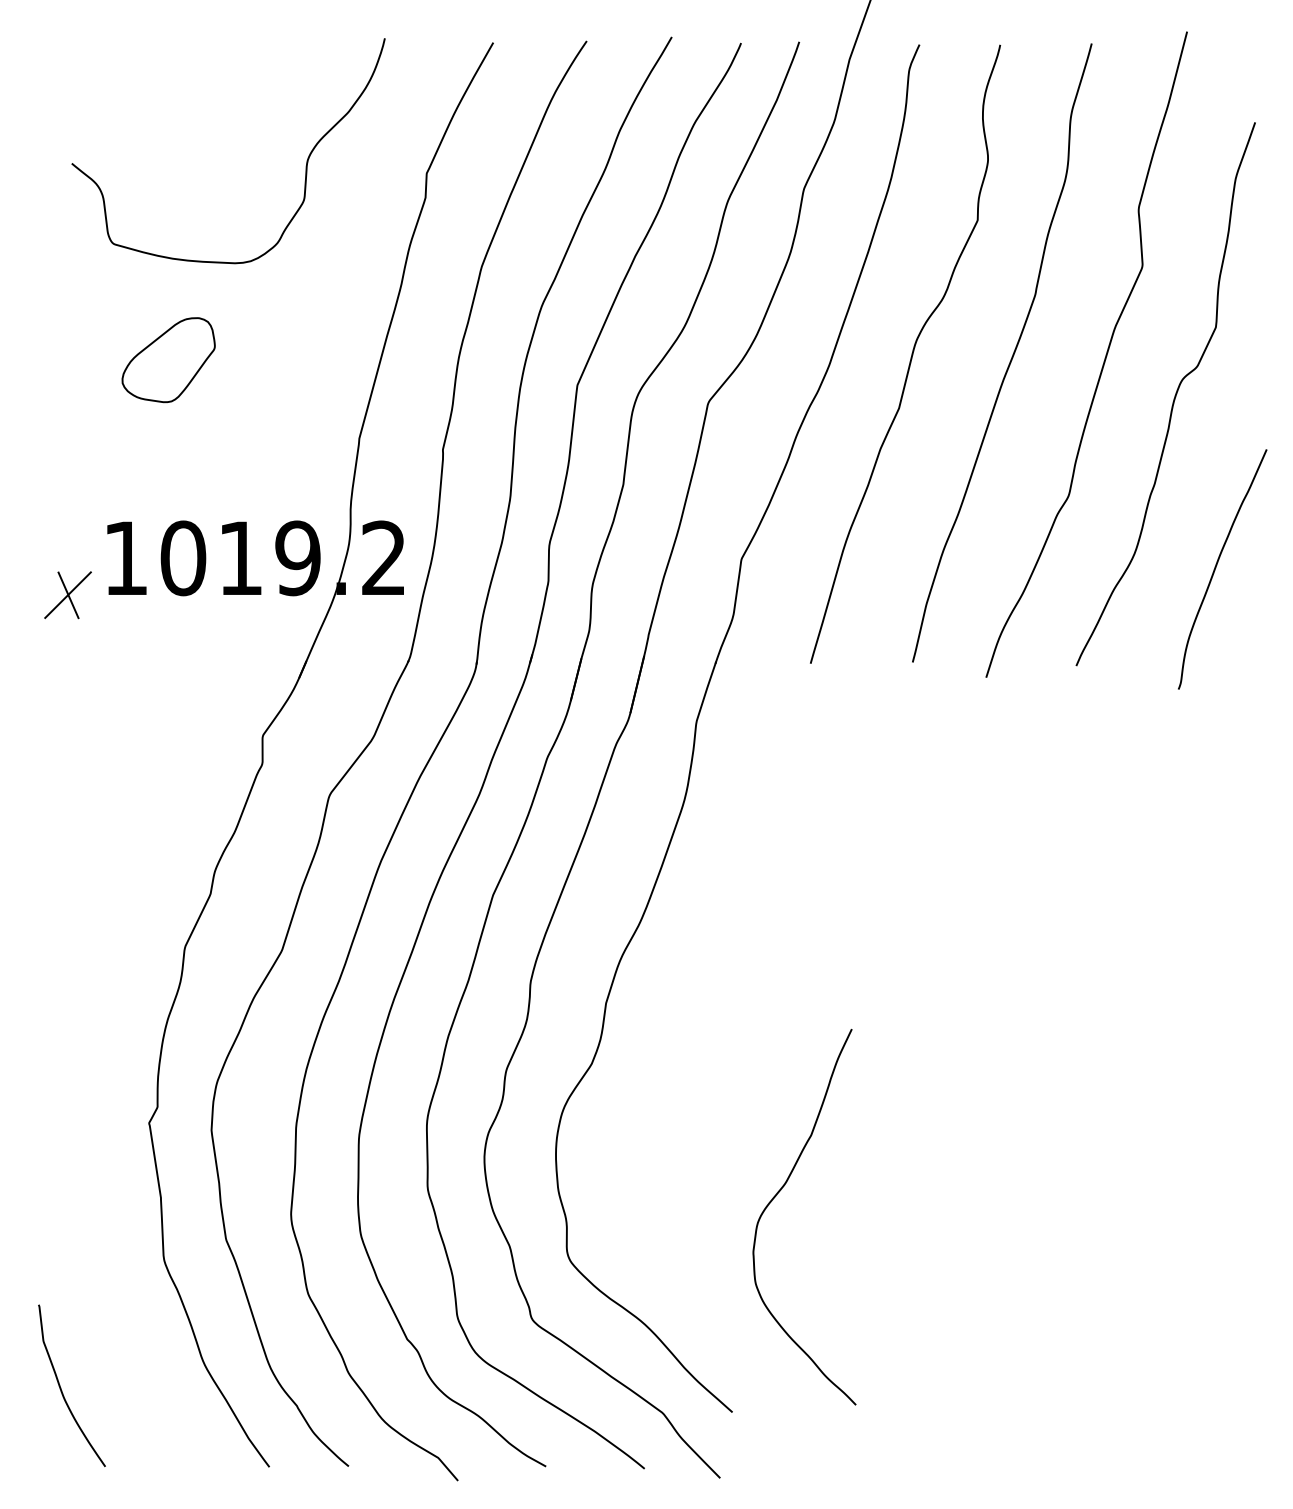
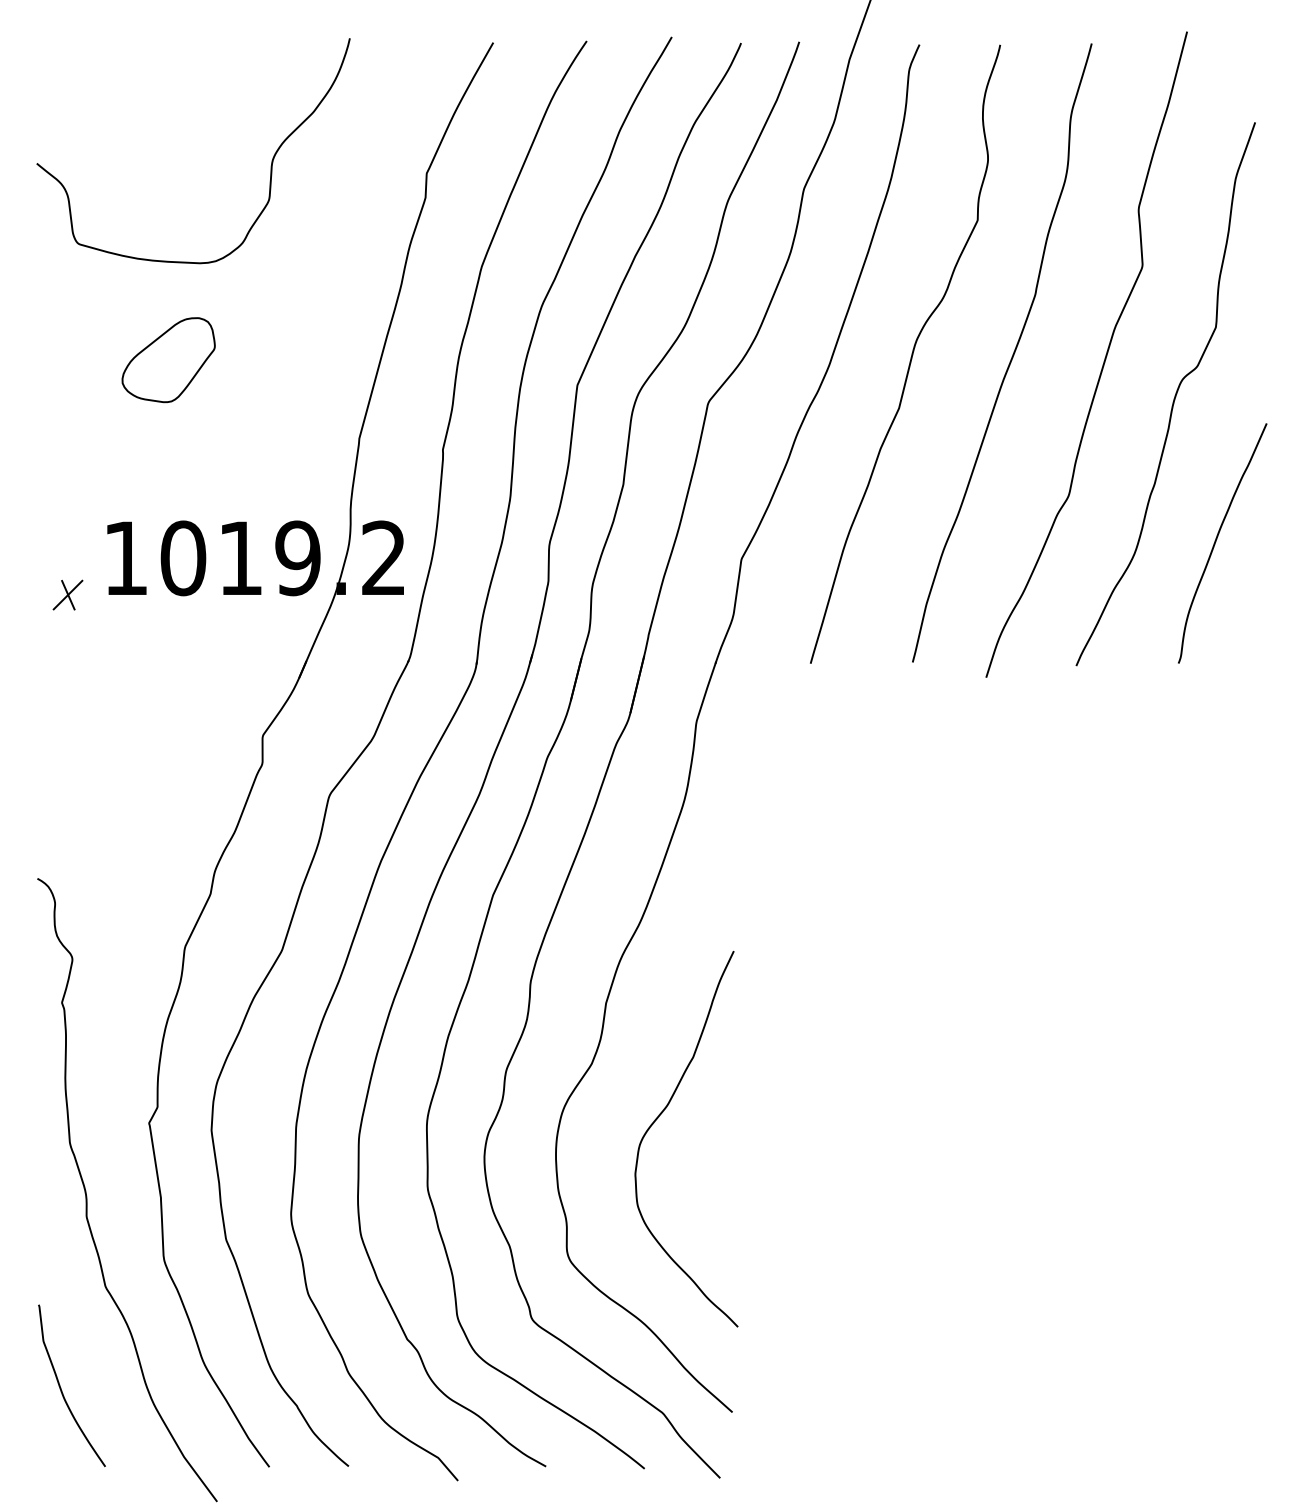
curve position: (305, 166) -> (270, 166) (270, 166)
curve position: (1216, 568) -> (1216, 542) (1216, 542)
part size: 48x49 px -> 32x32 px (67, 594)
curve: none -> present (87, 1196)
curve position: (776, 1196) -> (658, 1118) (658, 1118)
